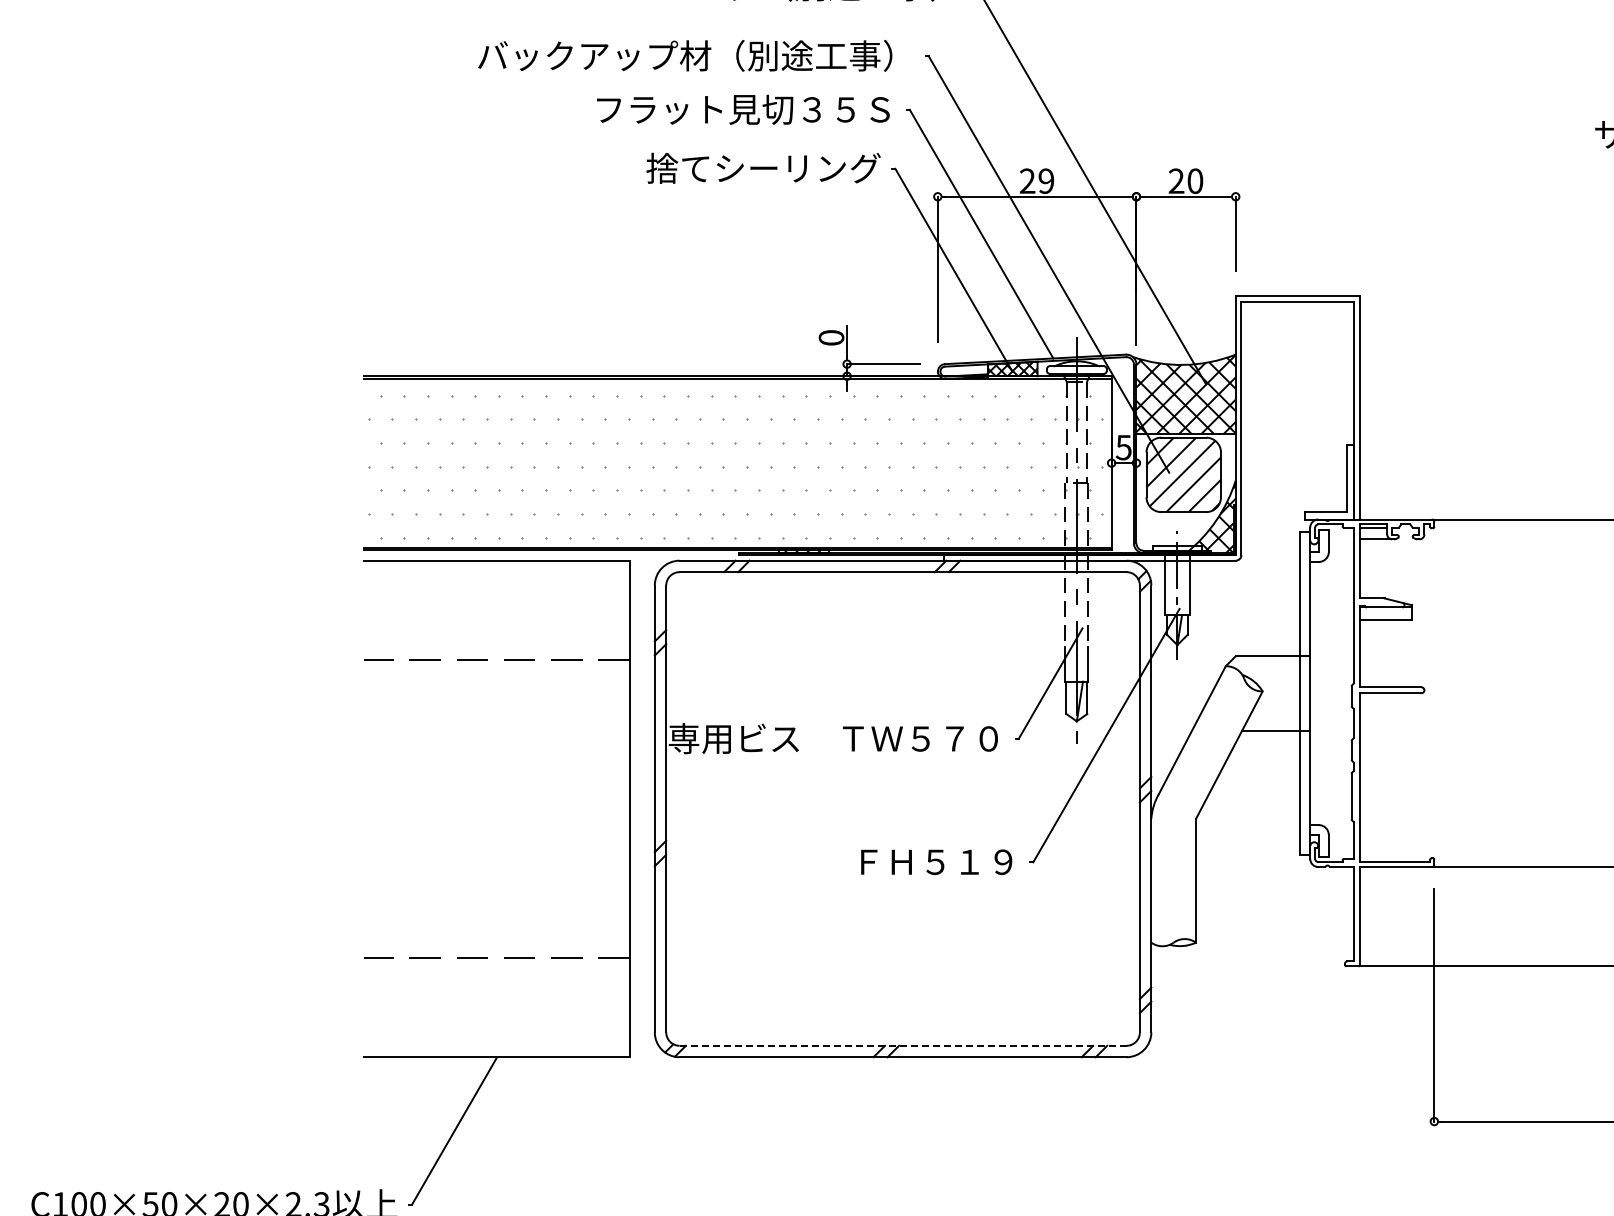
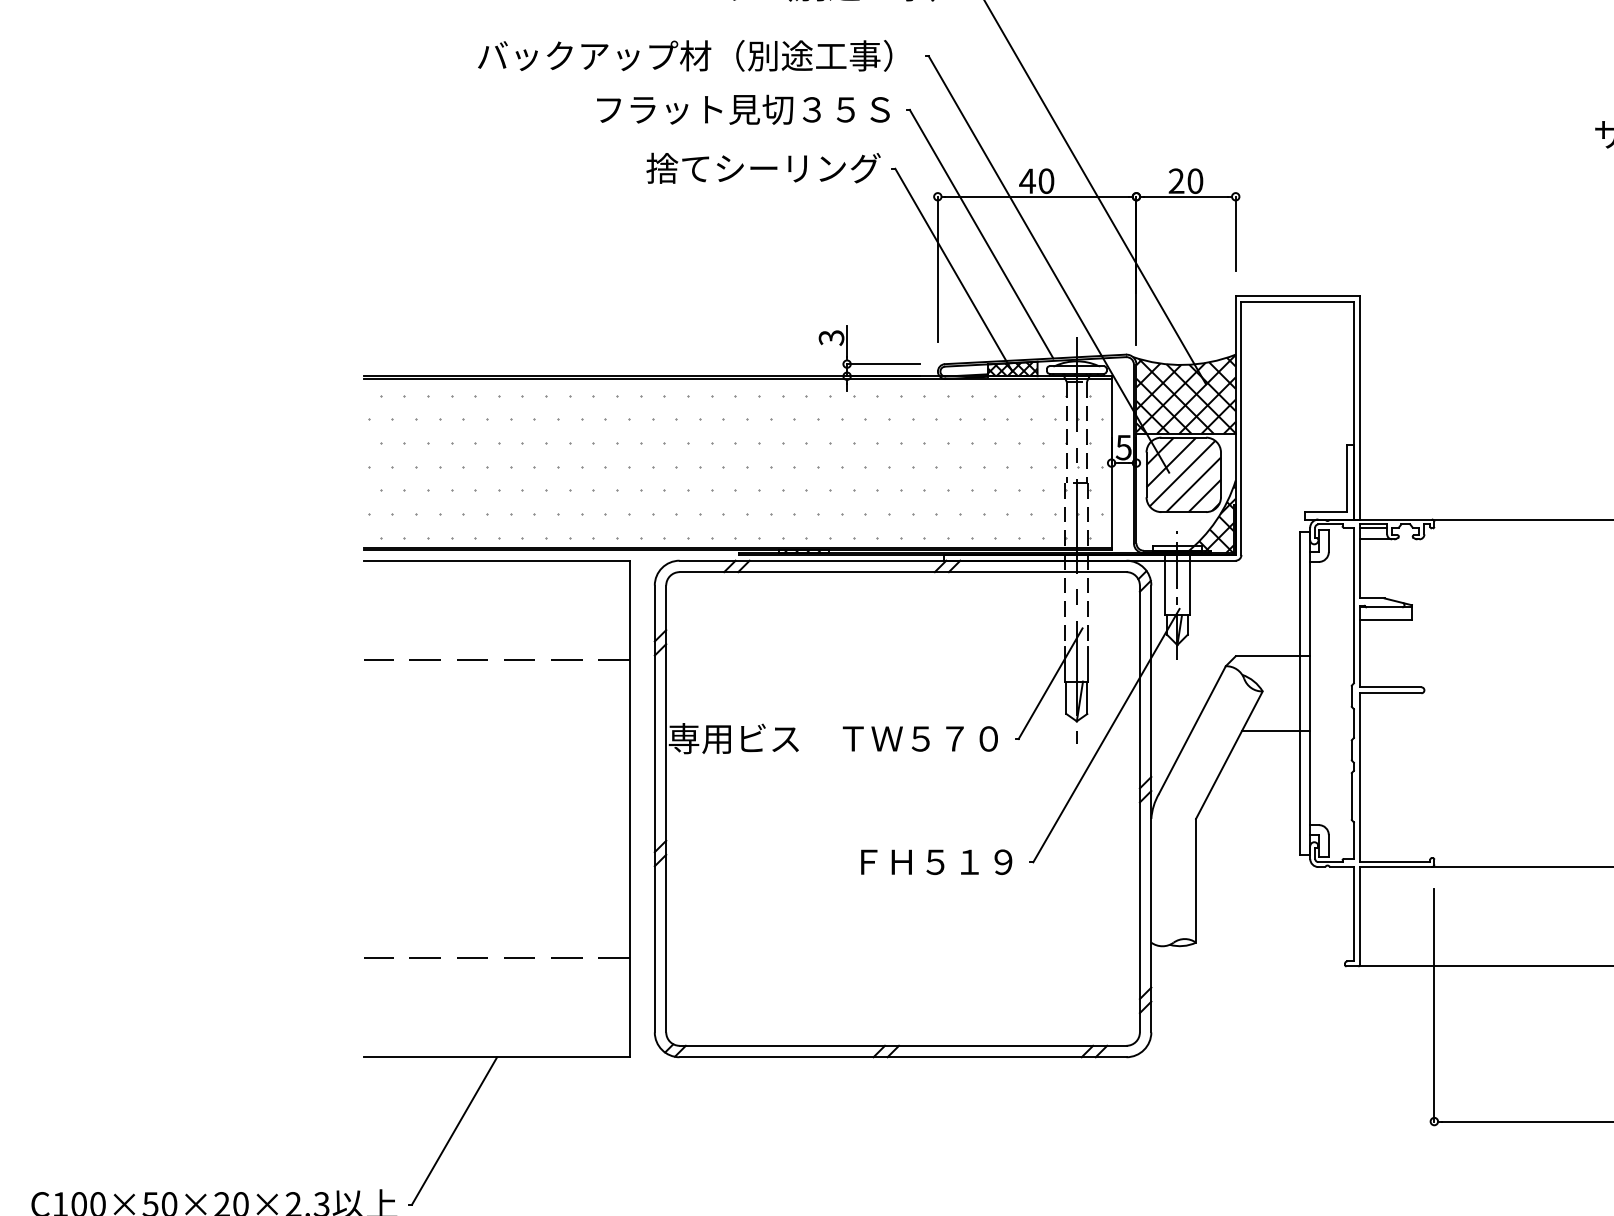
text: 29 -> 40 (1036, 180)
text: 0 -> 3 (831, 337)
line: dashed -> solid (902, 1045)
